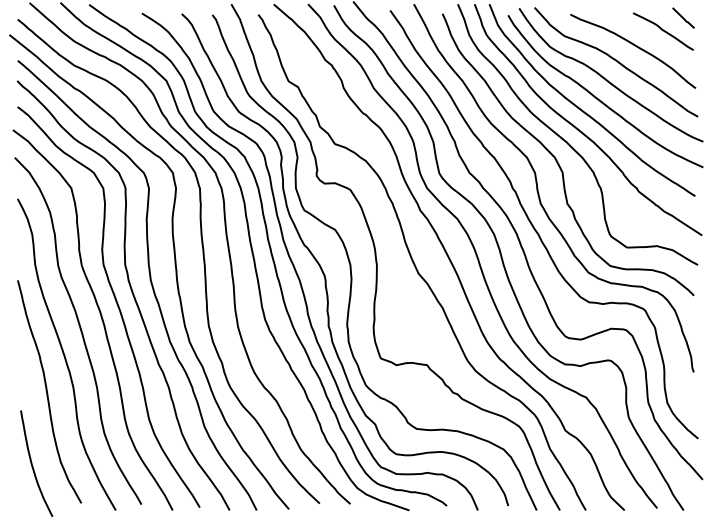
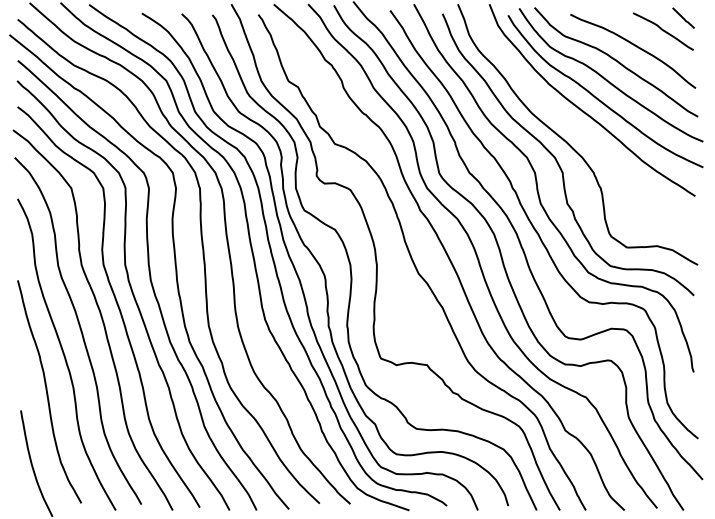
curve: present -> none (582, 131)
